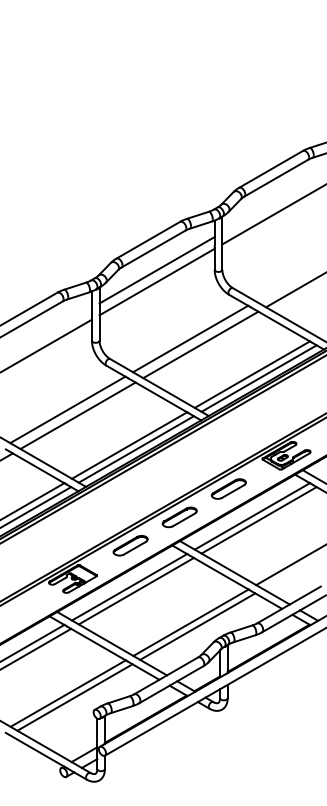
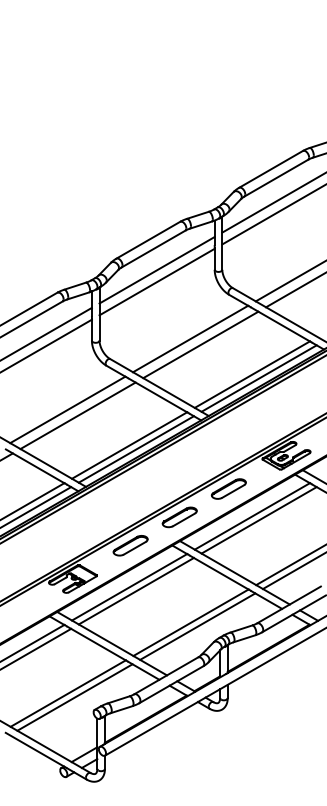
line: none -> present (272, 203)
line: none -> present (289, 281)
line: none -> present (46, 333)
line: none -> present (292, 571)
